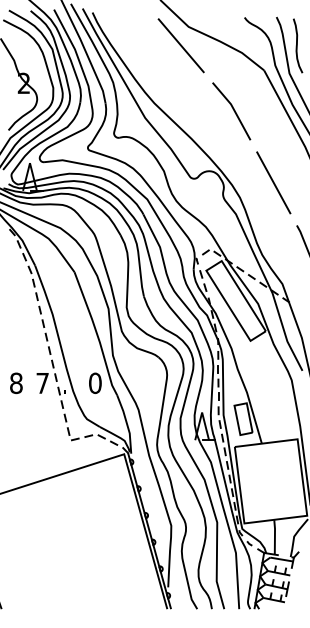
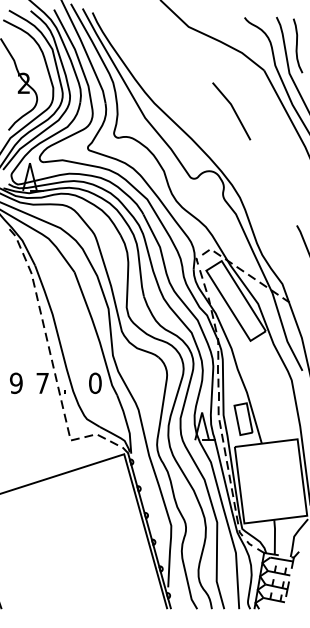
line: present -> none (180, 45)
line: present -> none (273, 182)
text: 8 -> 9 (16, 383)
